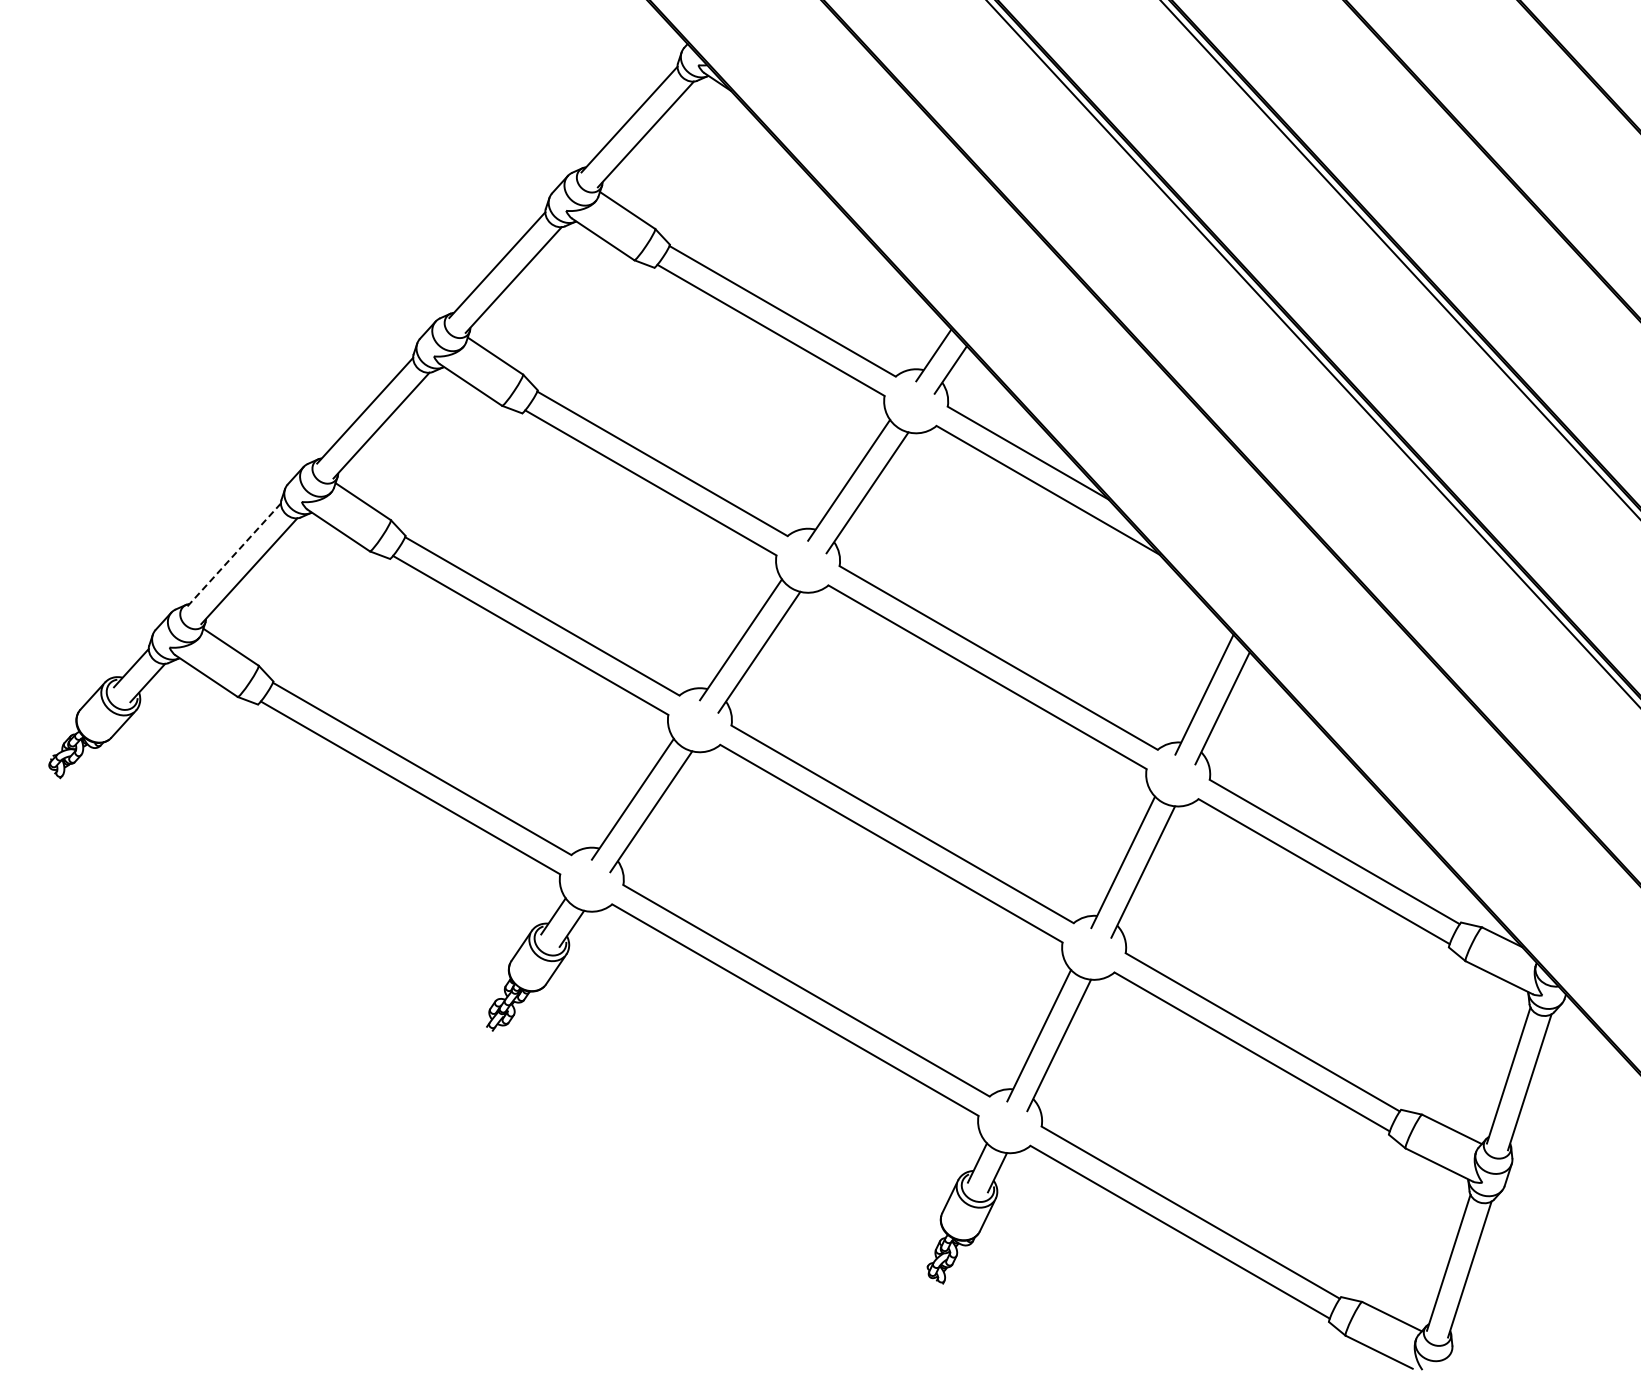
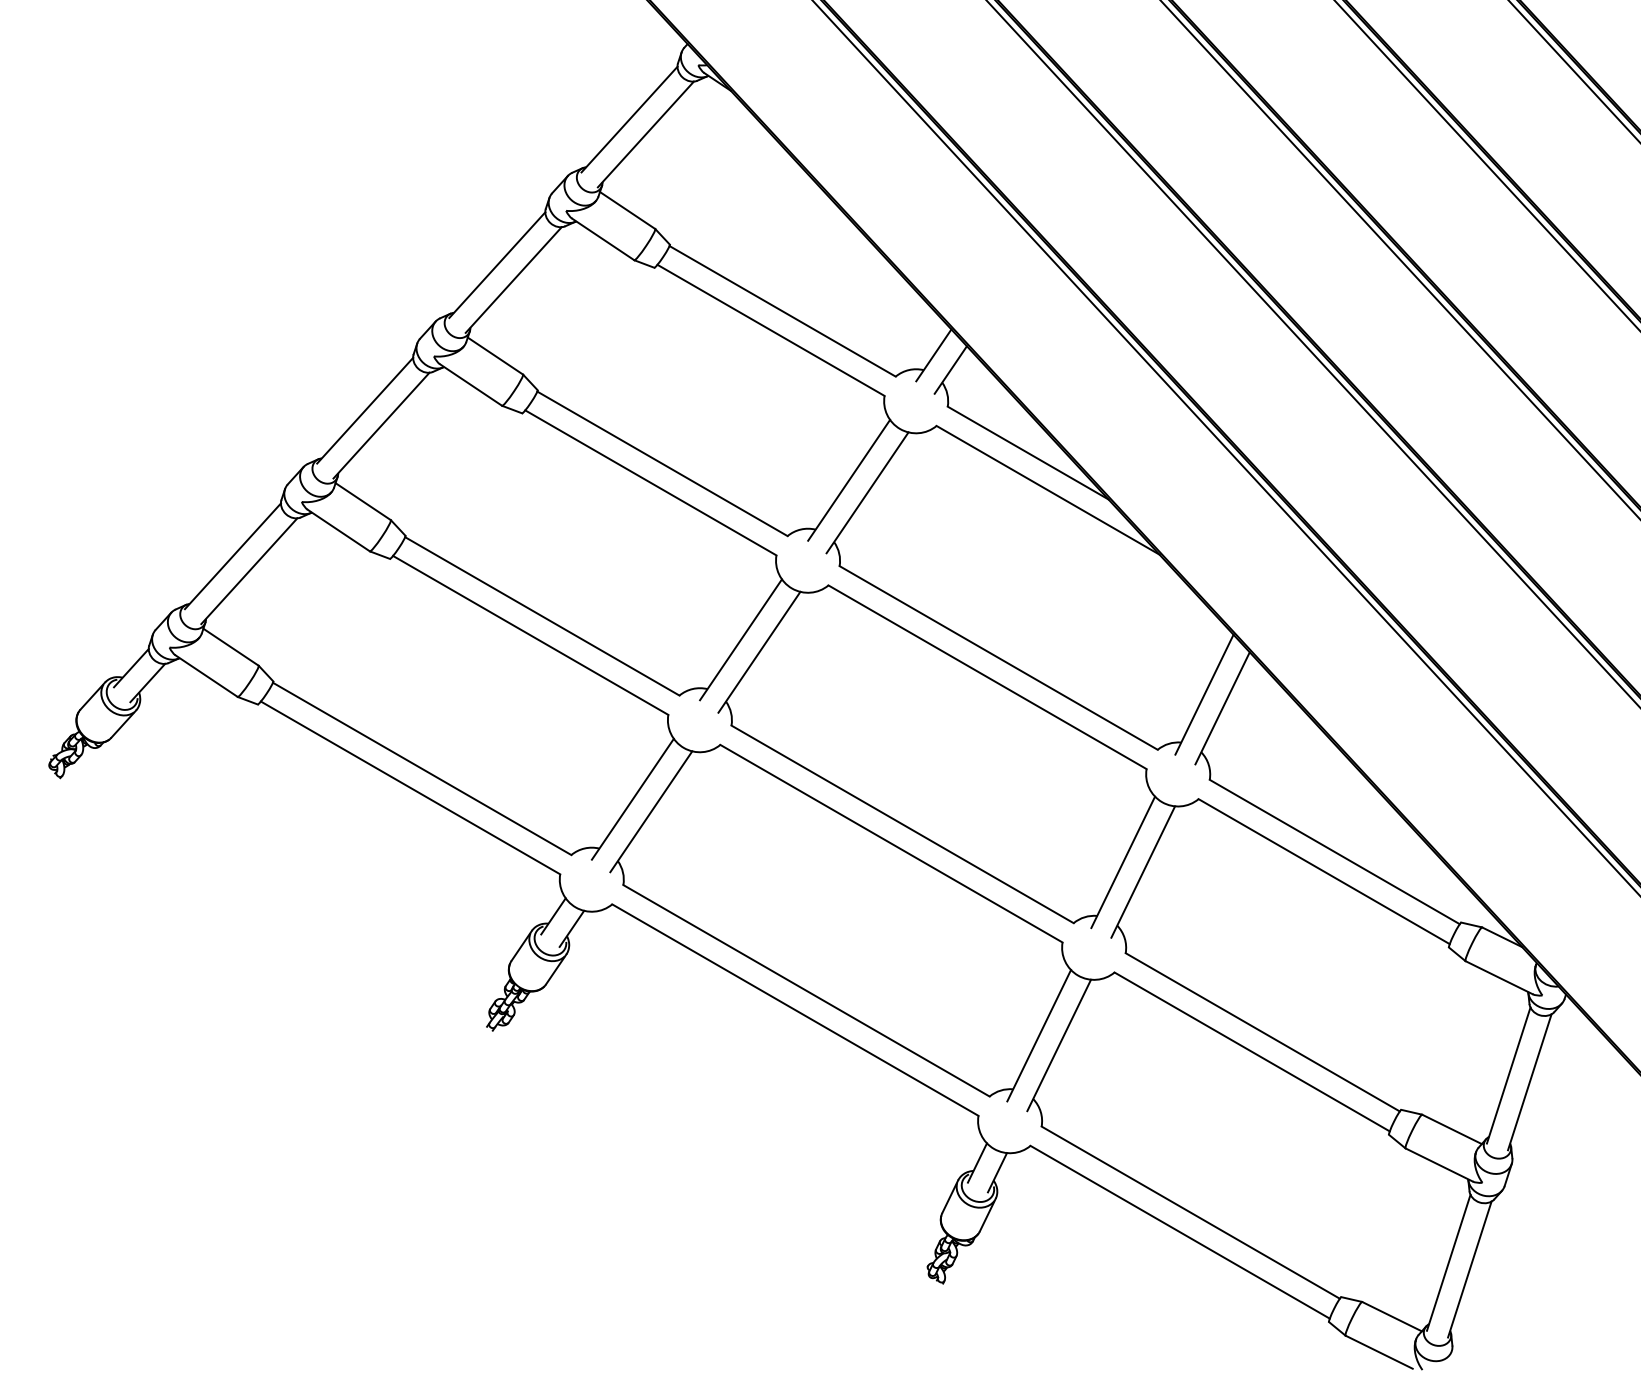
line: none -> present (1573, 71)
line: none -> present (1486, 165)
line: none -> present (1225, 447)
line: dashed -> solid (232, 556)
